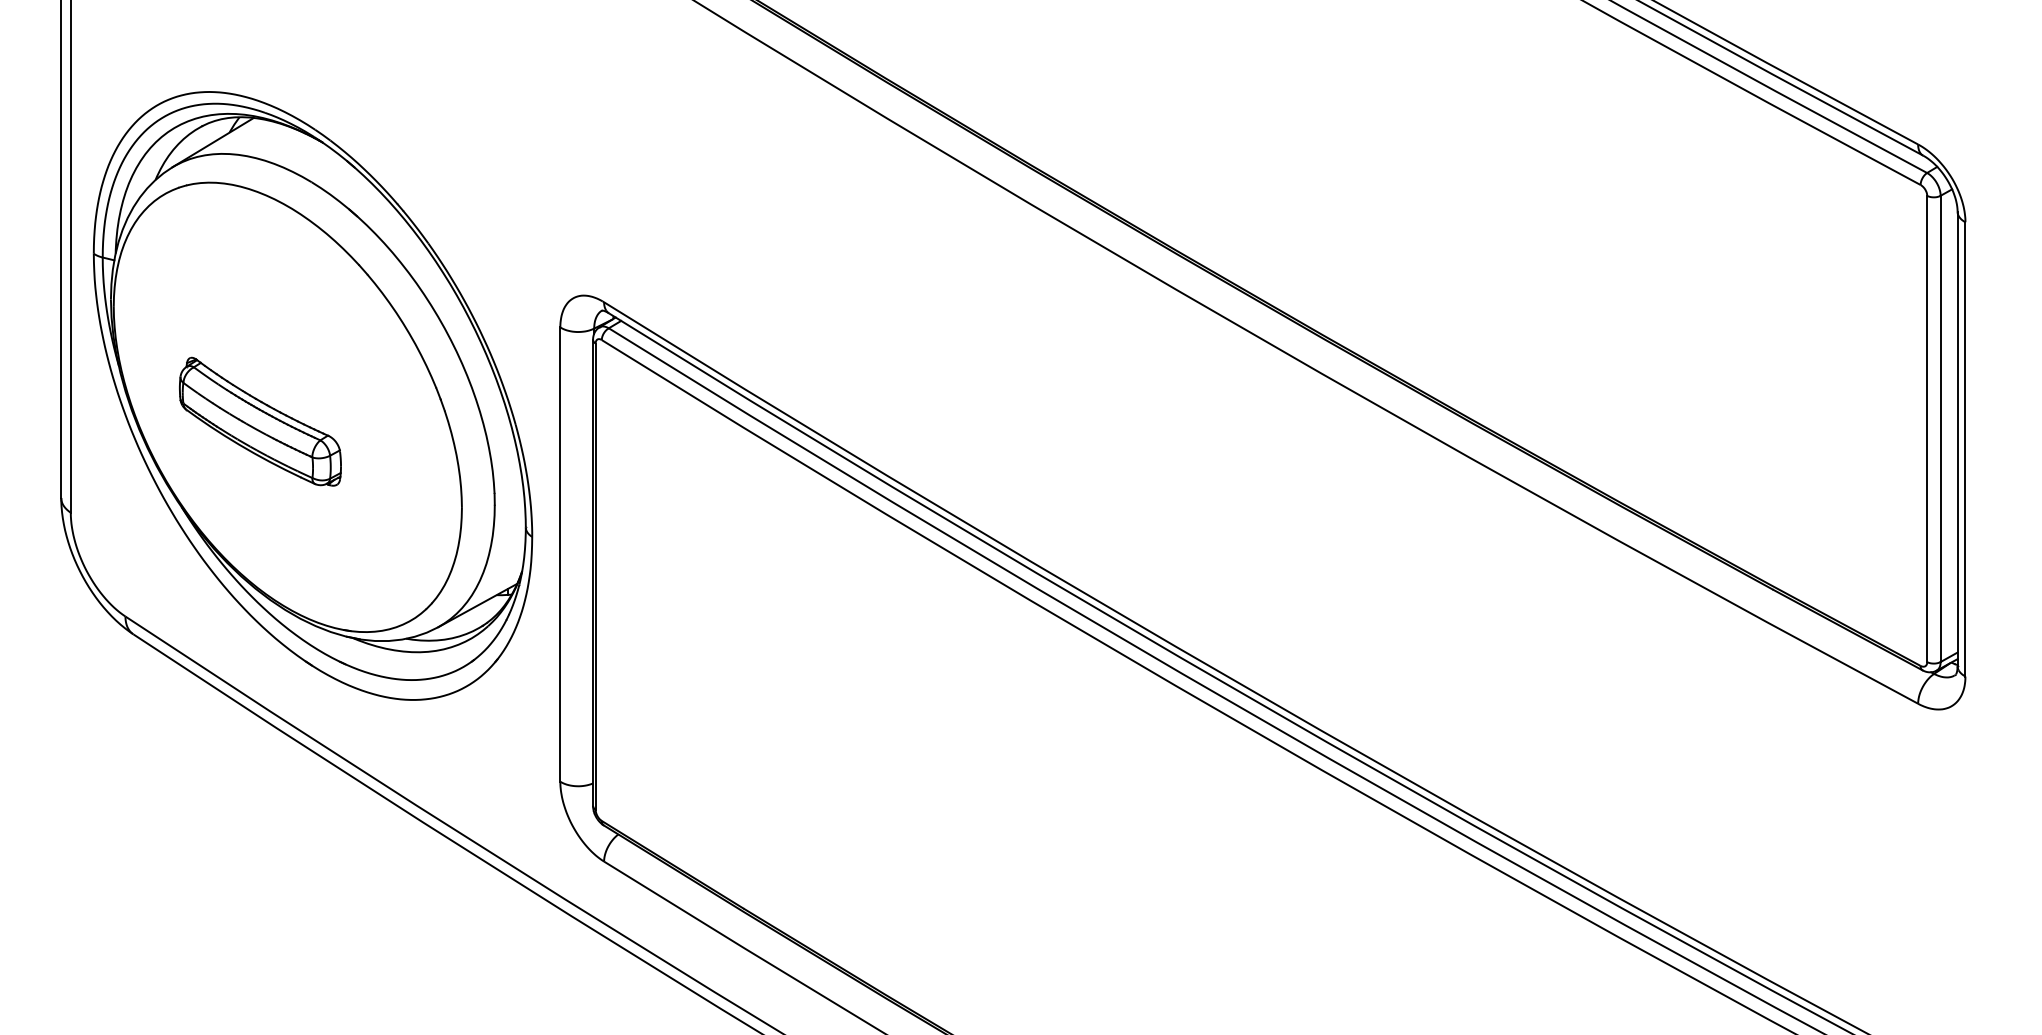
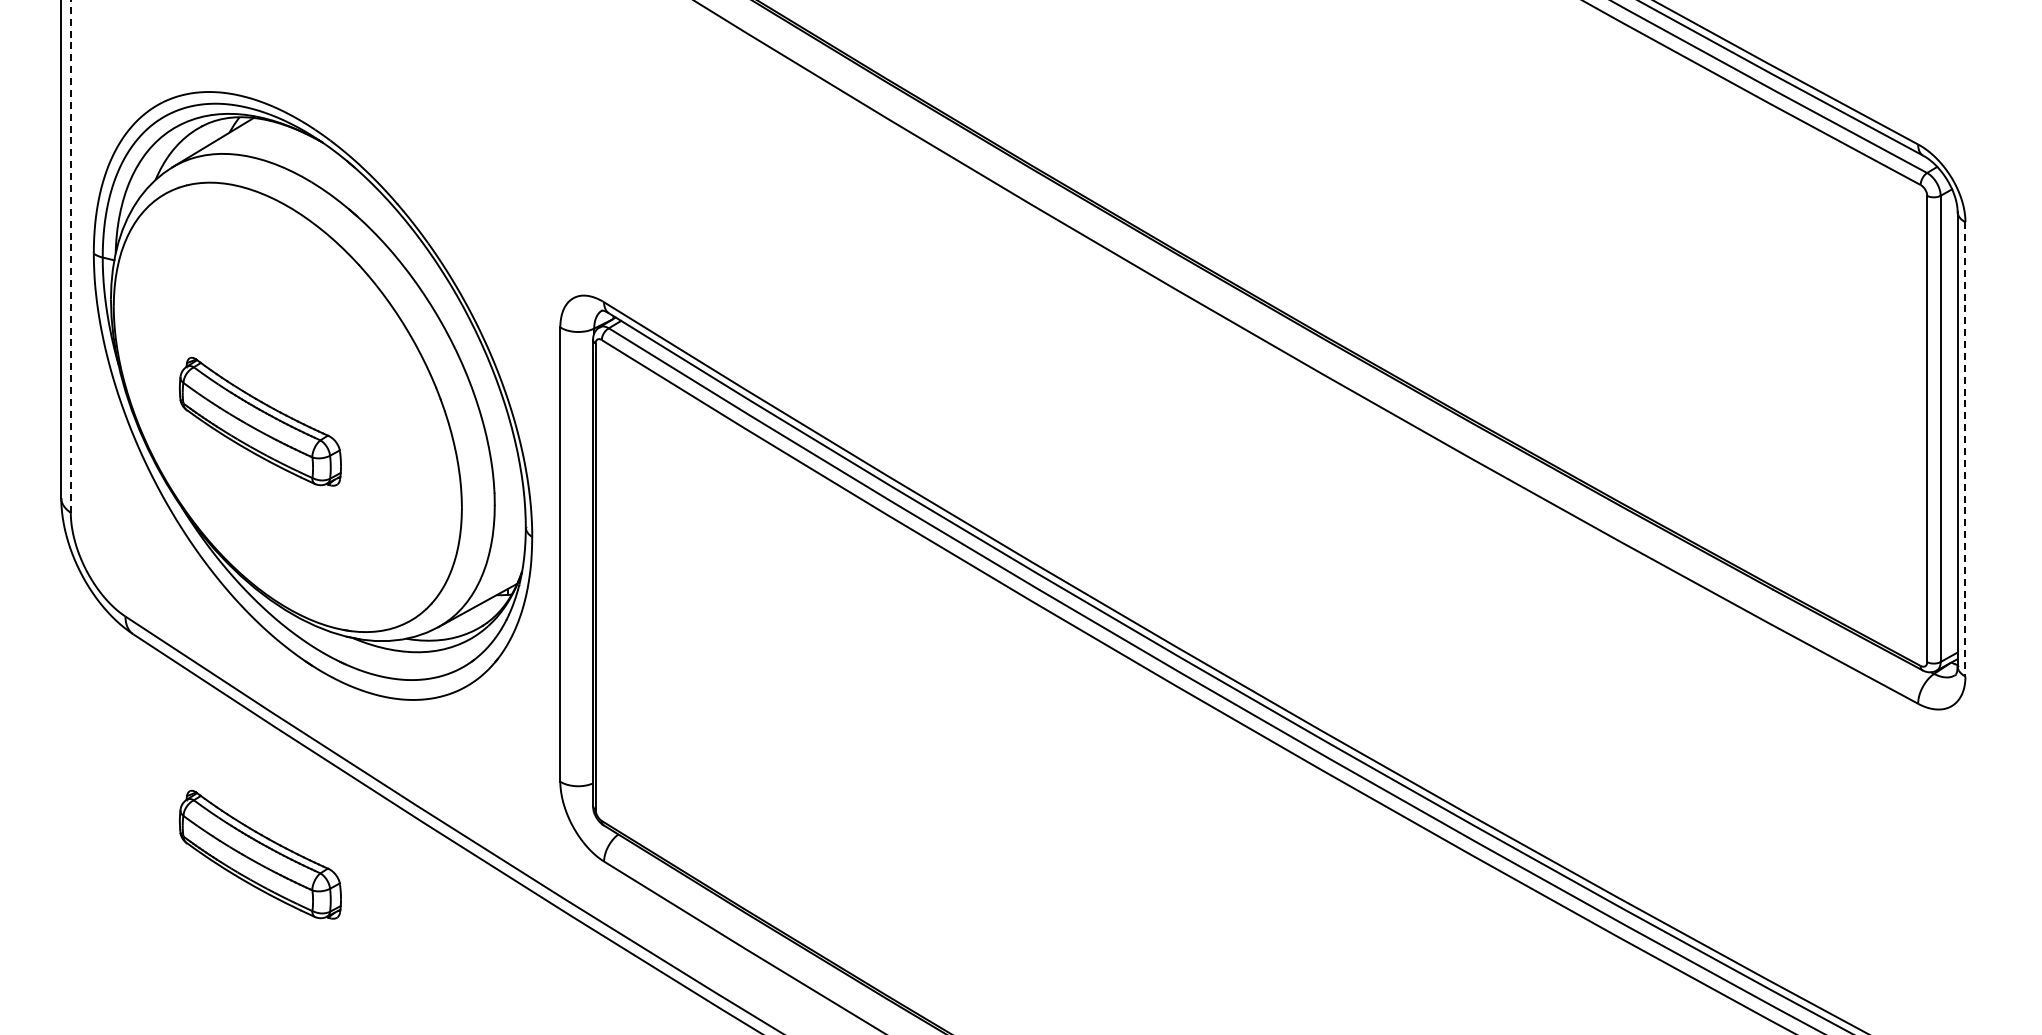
line: solid -> dashed (70, 256)
line: solid -> dashed (1965, 449)
part: none -> present (260, 854)
